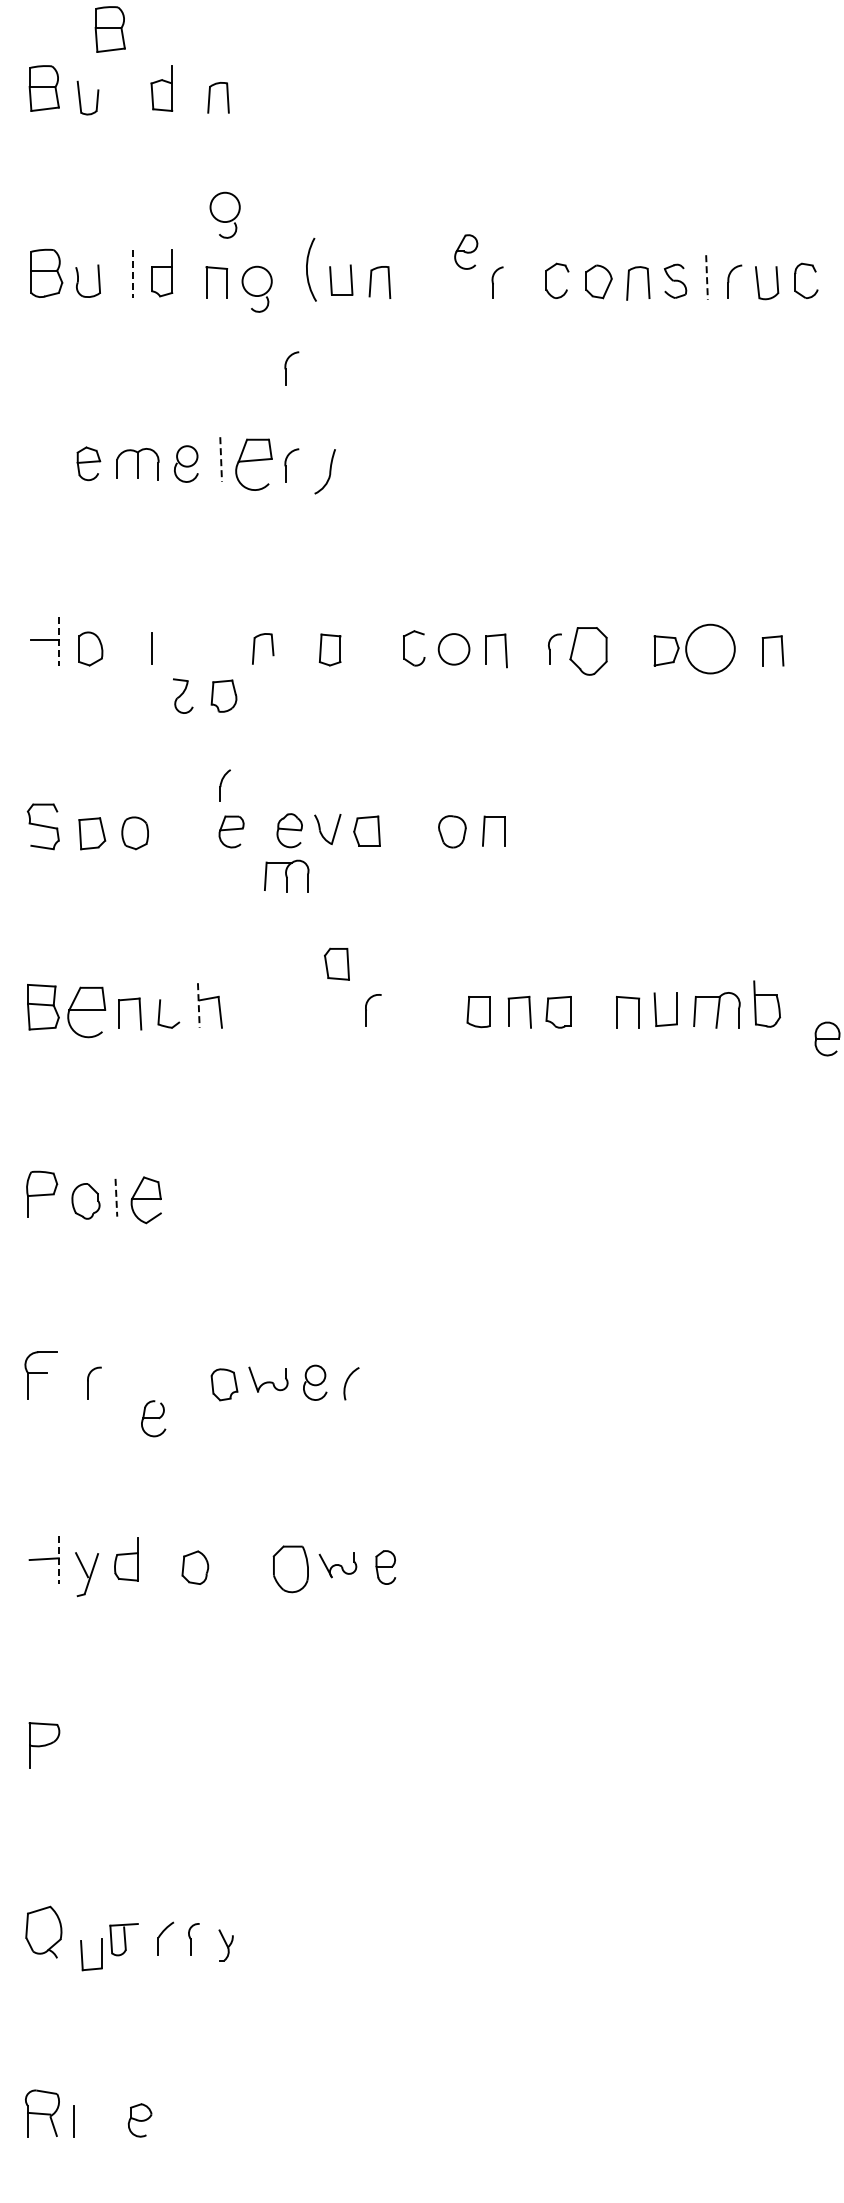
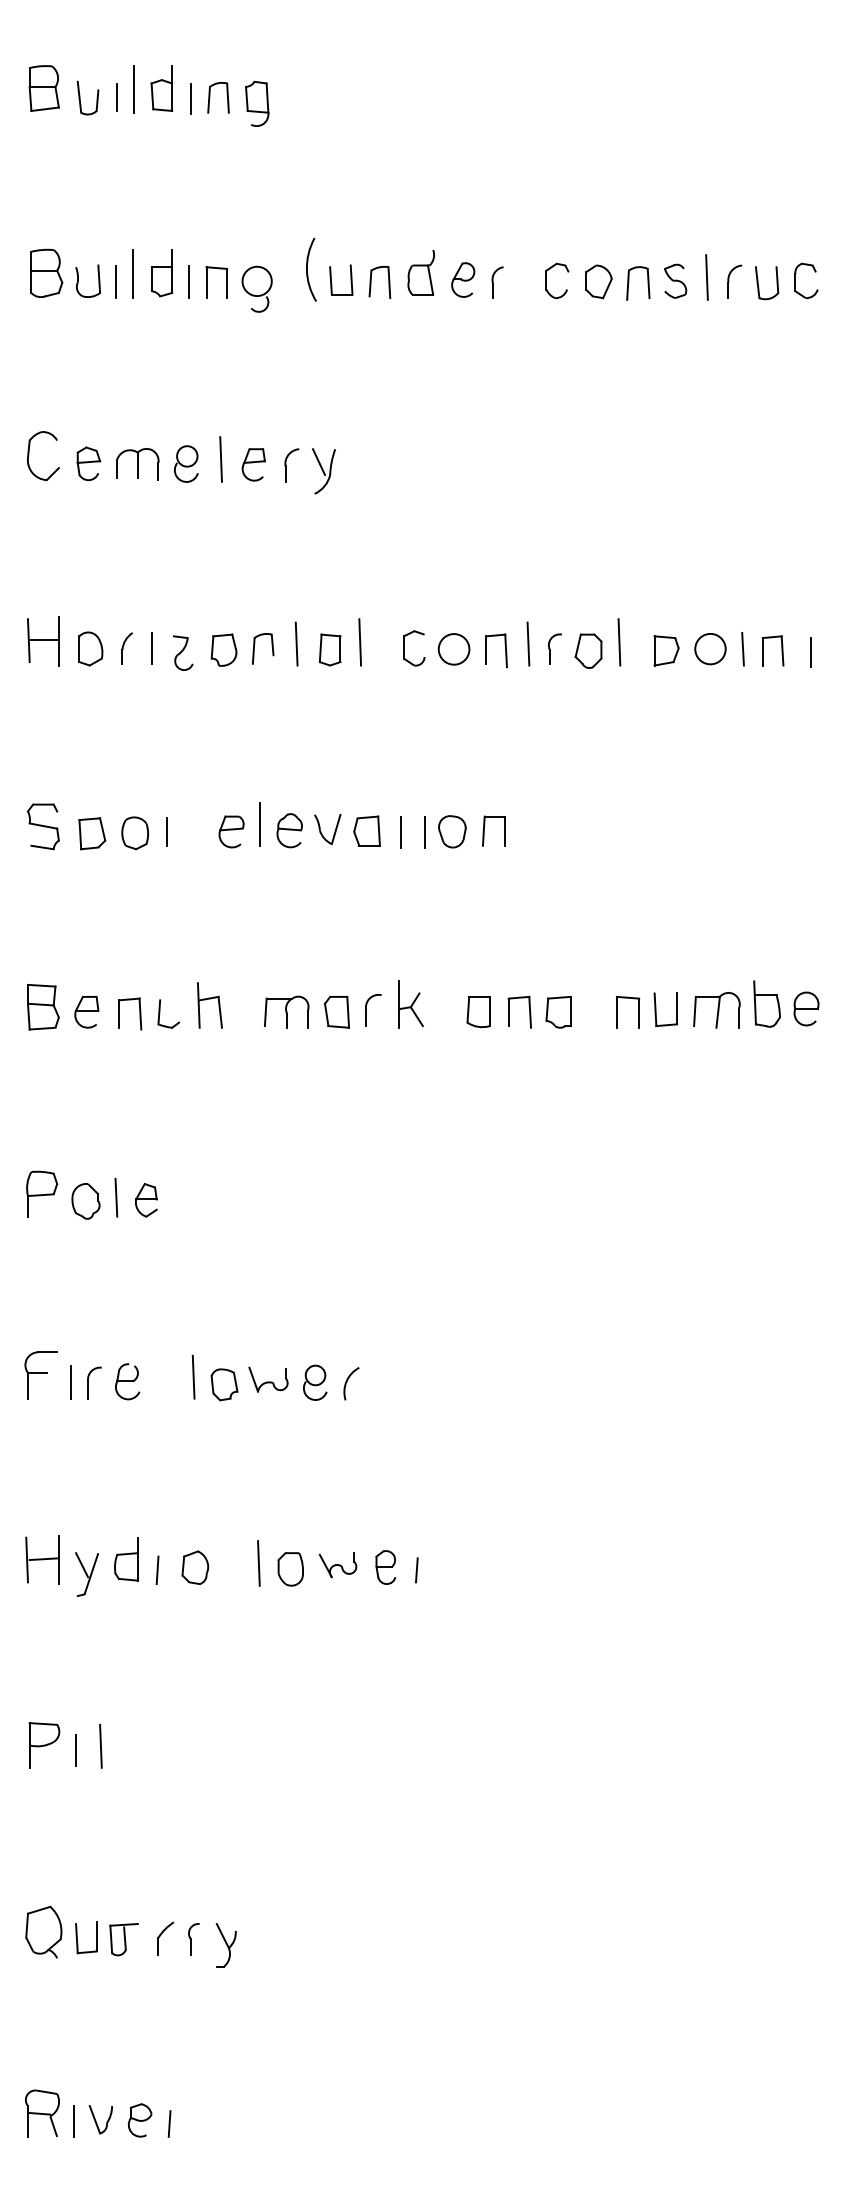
part: present -> none (109, 29)
line: none -> present (134, 89)
line: none -> present (117, 96)
line: none -> present (191, 98)
part: none -> present (257, 103)
part: present -> none (224, 214)
part position: (466, 251) -> (463, 279) (463, 279)
part: none -> present (420, 272)
line: dashed -> solid (132, 274)
line: dashed -> solid (707, 278)
line: none -> present (115, 281)
line: none -> present (189, 281)
part: present -> none (291, 368)
part: none -> present (29, 455)
line: dashed -> solid (221, 460)
line: none -> present (318, 461)
part size: 38x53 px -> 25x34 px (253, 464)
line: none -> present (28, 640)
line: dashed -> solid (58, 642)
line: none -> present (360, 642)
line: none -> present (619, 642)
line: none -> present (296, 643)
line: none -> present (528, 643)
circle diameter: 49 px -> 30 px (710, 648)
line: none -> present (742, 648)
part size: 39x49 px -> 29x36 px (588, 650)
line: none -> present (810, 652)
part position: (183, 695) -> (183, 652) (183, 652)
part position: (223, 695) -> (223, 649) (223, 649)
part position: (224, 785) -> (126, 648) (126, 648)
line: none -> present (259, 823)
line: none -> present (167, 831)
line: none -> present (400, 831)
line: none -> present (424, 831)
part position: (286, 875) -> (286, 1011) (286, 1011)
part position: (336, 963) -> (336, 1011) (336, 1011)
part: none -> present (410, 1004)
line: dashed -> solid (198, 1005)
part size: 40x53 px -> 26x34 px (86, 1011)
part position: (827, 1038) -> (806, 1008) (806, 1008)
line: dashed -> solid (116, 1197)
part size: 32x49 px -> 23x35 px (146, 1200)
line: none -> present (193, 1376)
line: none -> present (70, 1382)
part position: (153, 1418) -> (127, 1381) (127, 1381)
line: none -> present (26, 1559)
line: dashed -> solid (58, 1560)
line: none -> present (258, 1563)
part size: 37x49 px -> 27x35 px (290, 1569)
line: none -> present (157, 1570)
line: none -> present (416, 1570)
line: none -> present (100, 1745)
line: none -> present (76, 1750)
part size: 16x33 px -> 22x45 px (225, 1945)
part position: (82, 1954) -> (77, 1937) (77, 1937)
part: none -> present (100, 2119)
line: none -> present (169, 2123)
